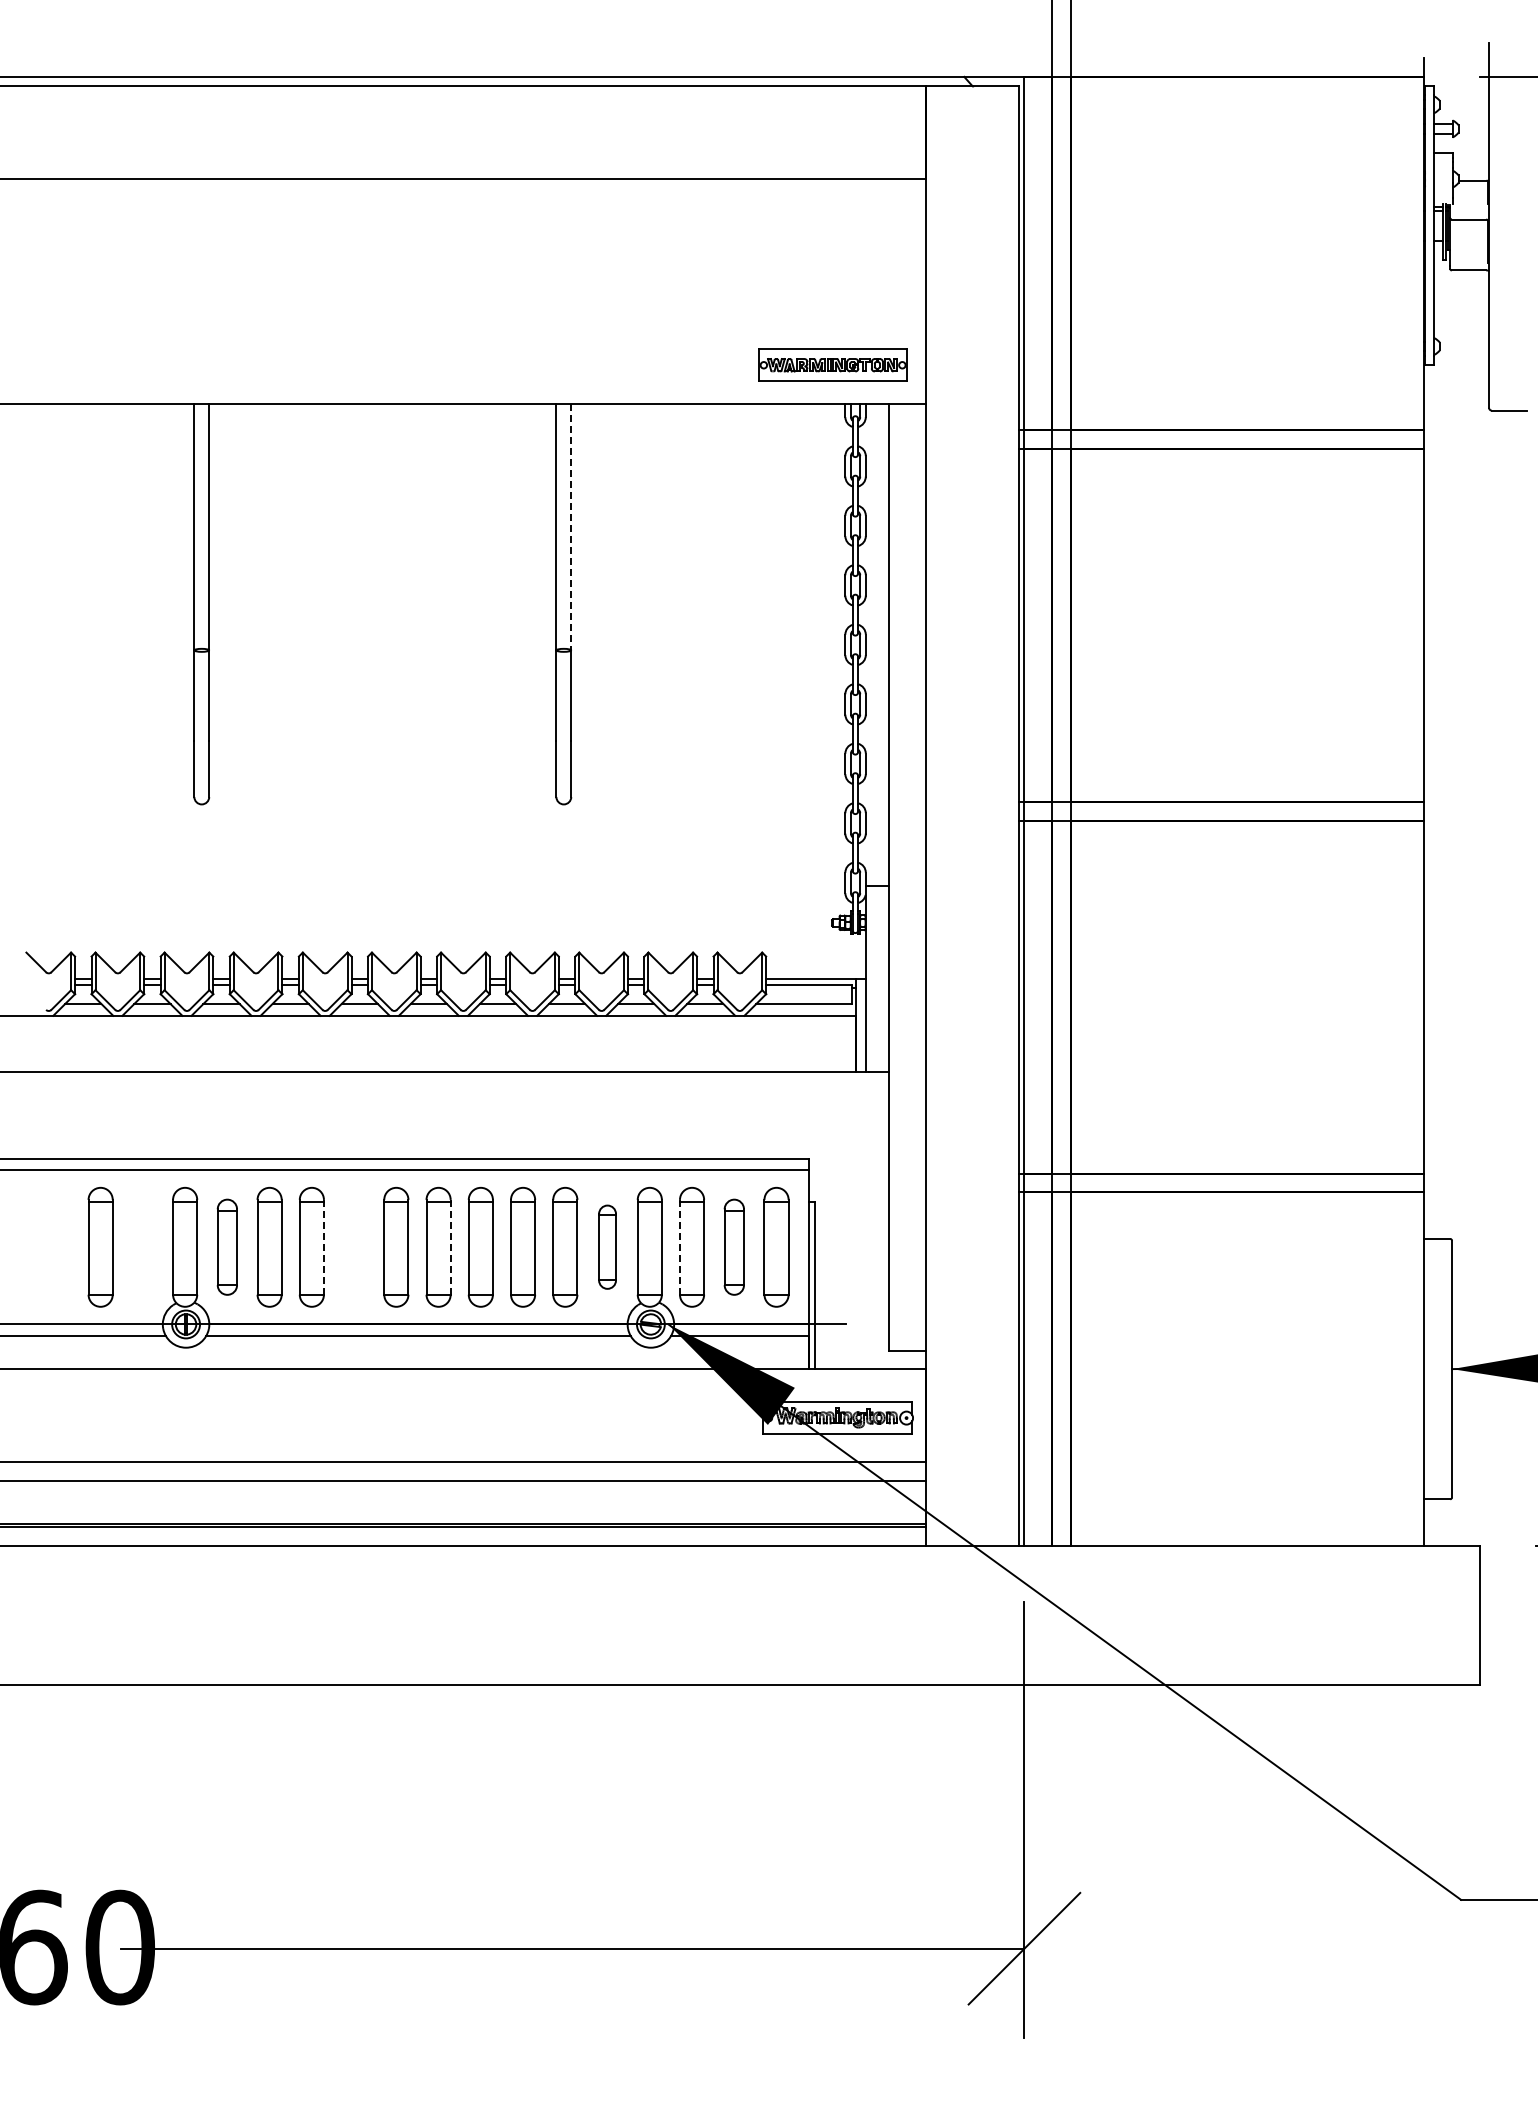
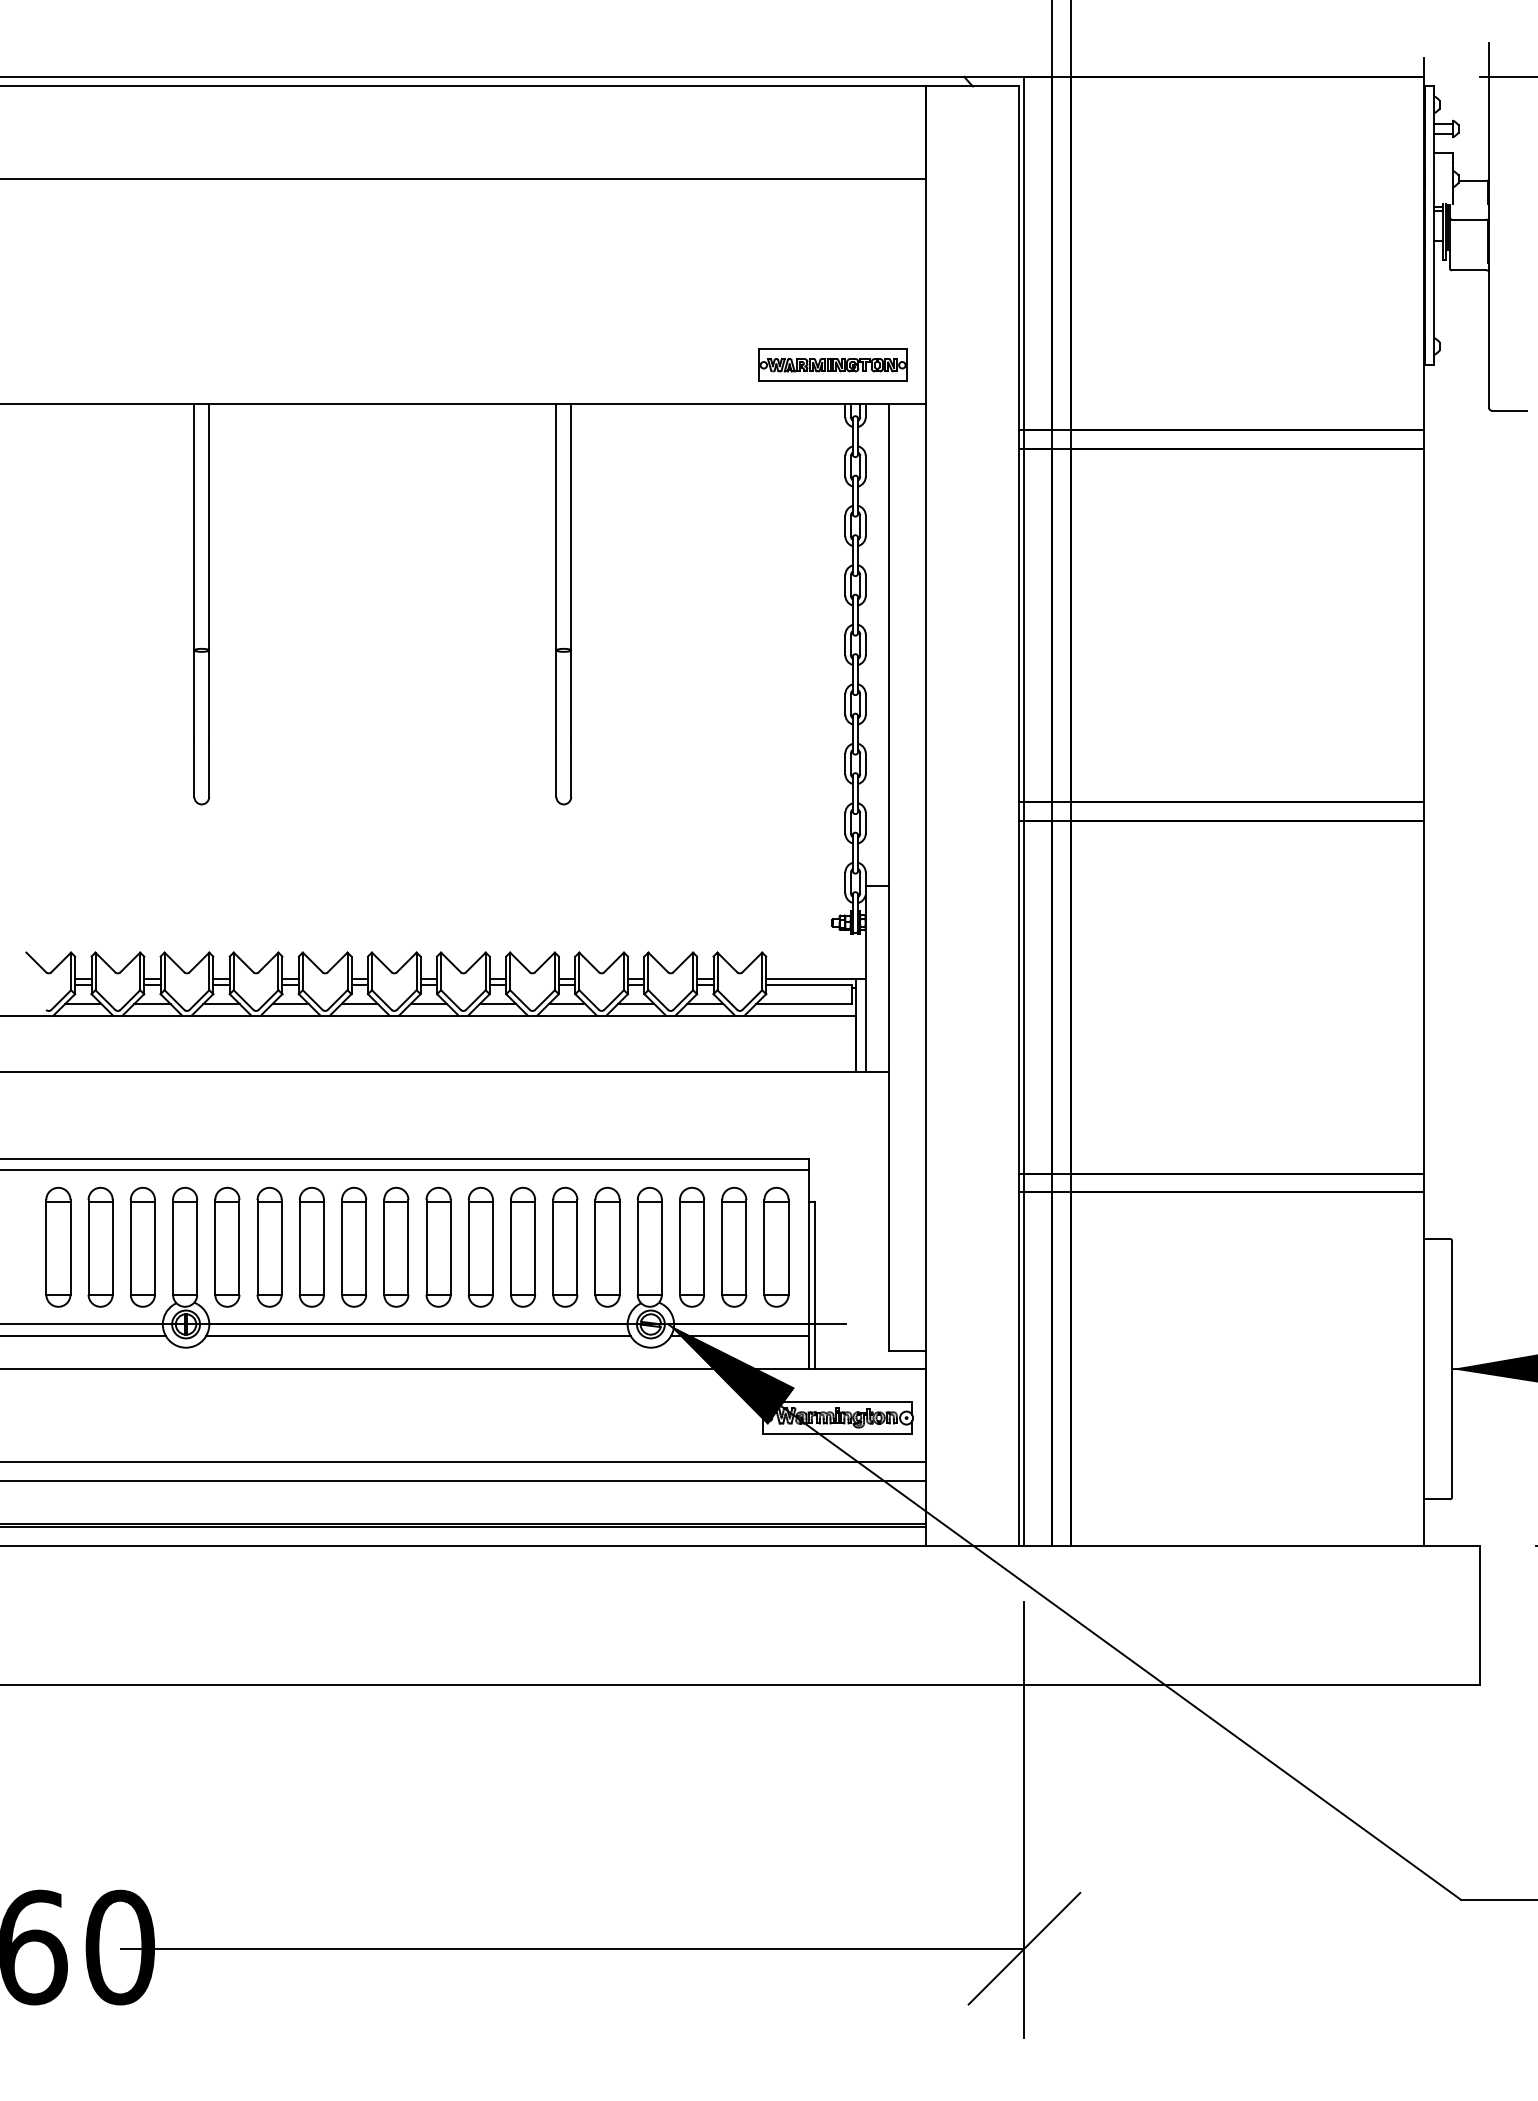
line: dashed -> solid (571, 527)
part: none -> present (58, 1246)
part: none -> present (142, 1246)
part size: 22x98 px -> 27x122 px (227, 1246)
part: none -> present (354, 1246)
part size: 19x86 px -> 27x122 px (607, 1246)
line: dashed -> solid (679, 1246)
part size: 22x98 px -> 27x122 px (734, 1246)
line: dashed -> solid (323, 1247)
line: dashed -> solid (450, 1247)
